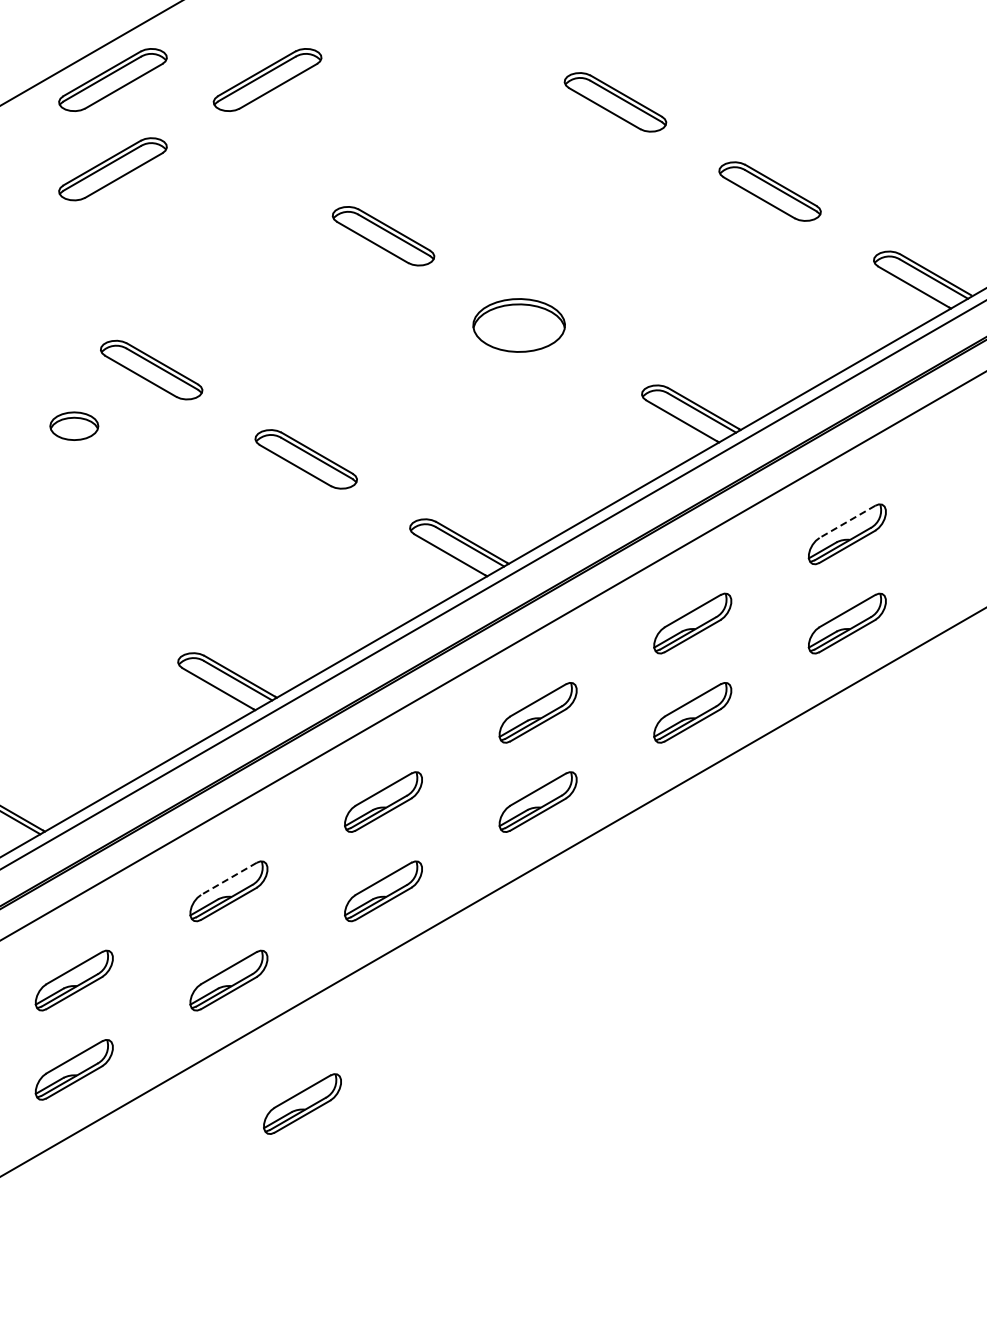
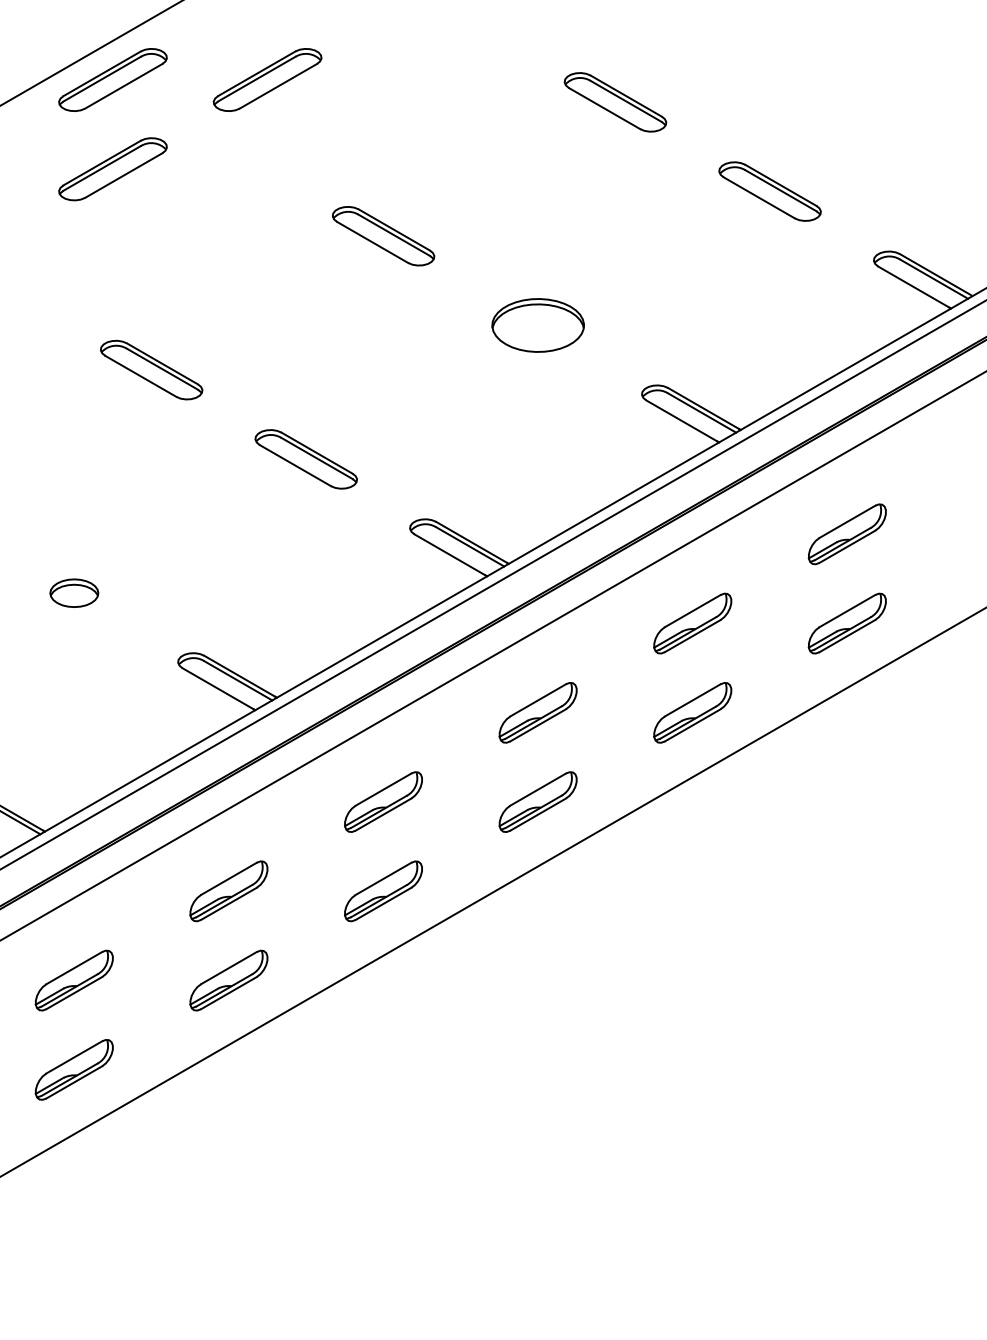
part position: (518, 325) -> (537, 325) (537, 325)
part position: (74, 425) -> (74, 592) (74, 592)
line: dashed -> solid (846, 522)
line: dashed -> solid (228, 879)
part: present -> none (302, 1103)
